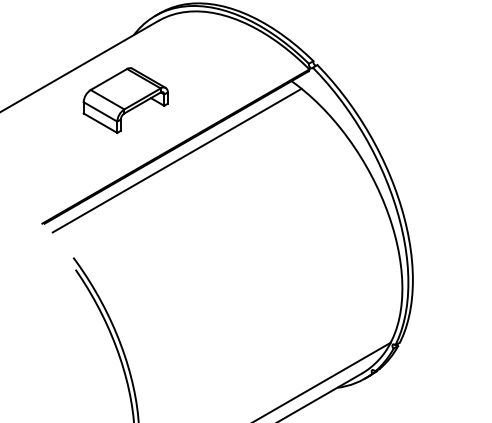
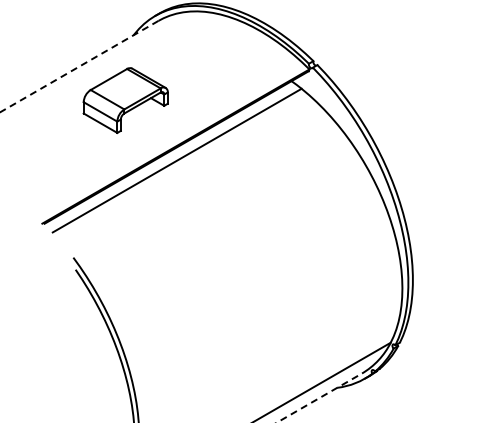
line: solid -> dashed (79, 66)
line: solid -> dashed (319, 397)
